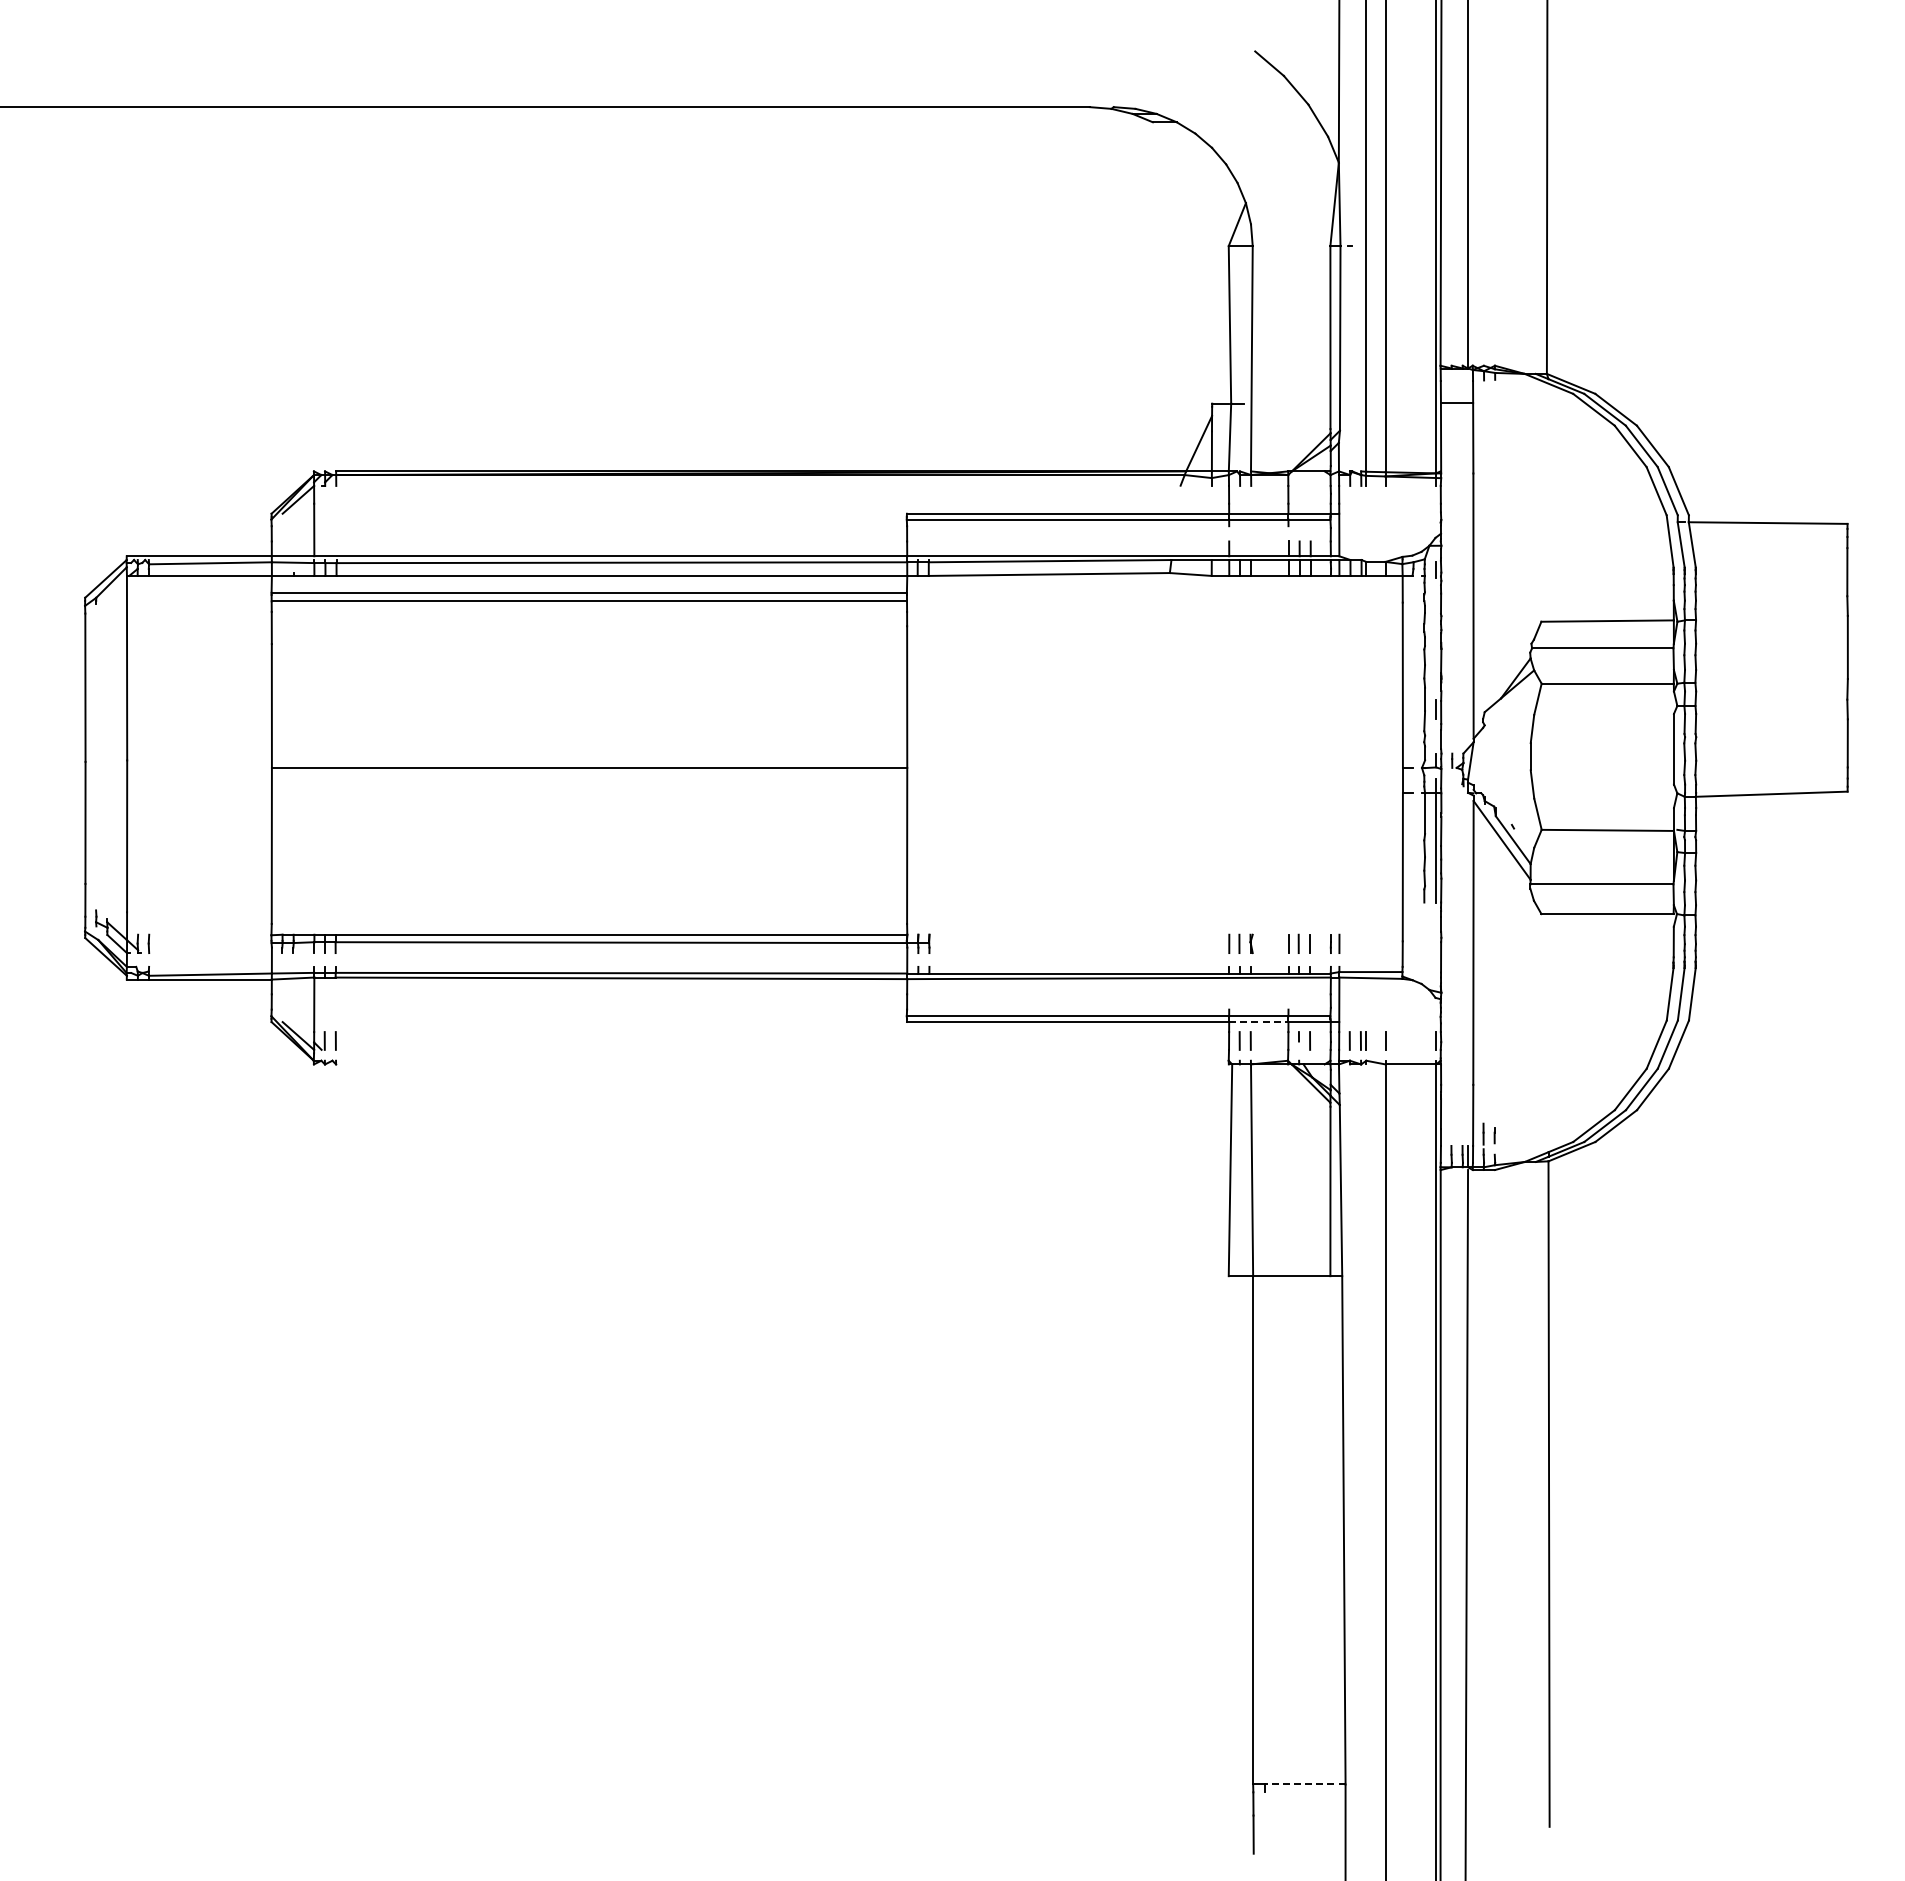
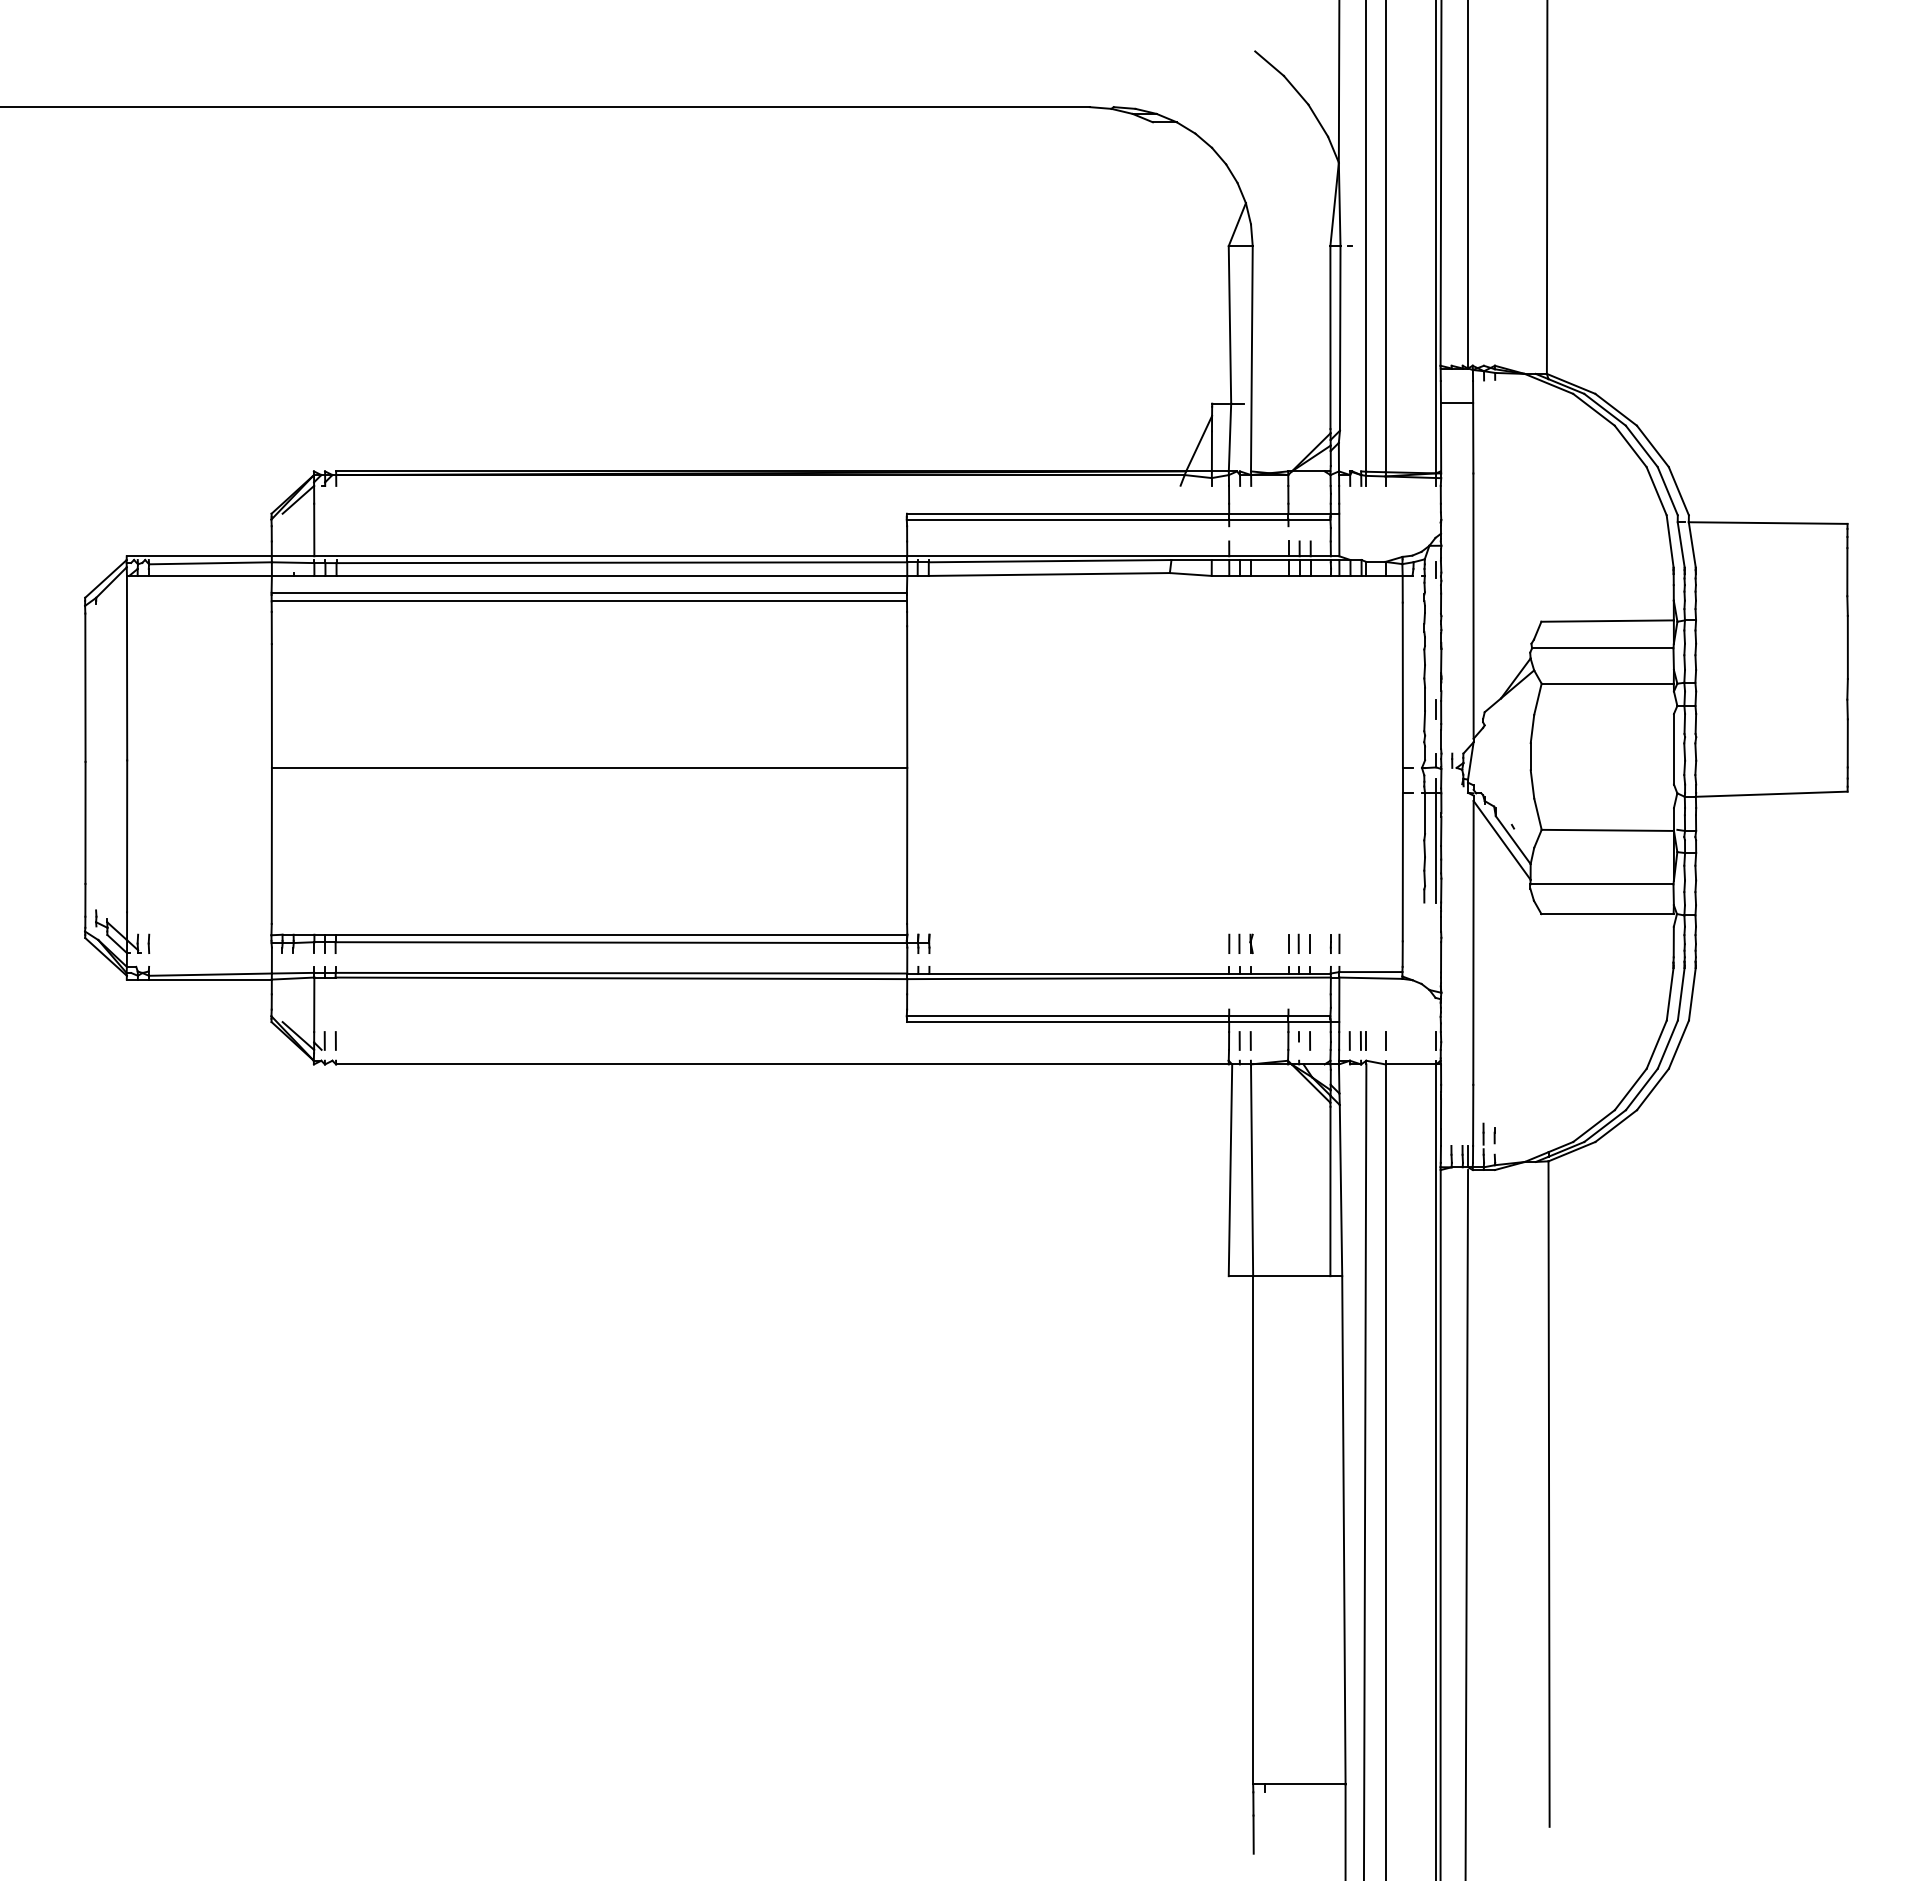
line: dashed -> solid (1258, 1022)
line: none -> present (782, 1064)
line: none -> present (1364, 1470)
line: dashed -> solid (1304, 1784)
